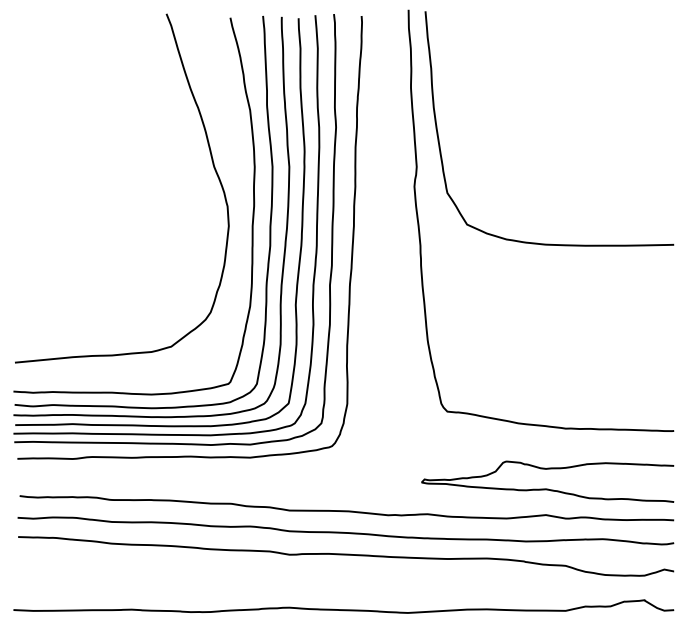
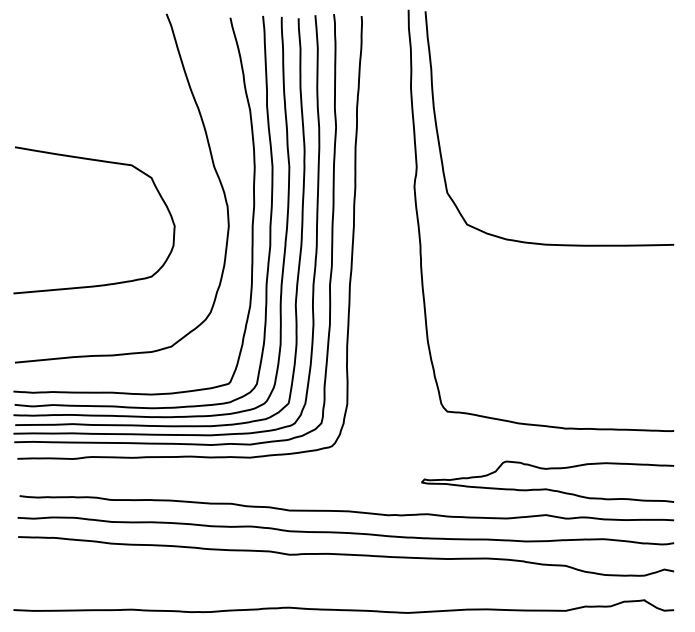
curve: none -> present (102, 162)
